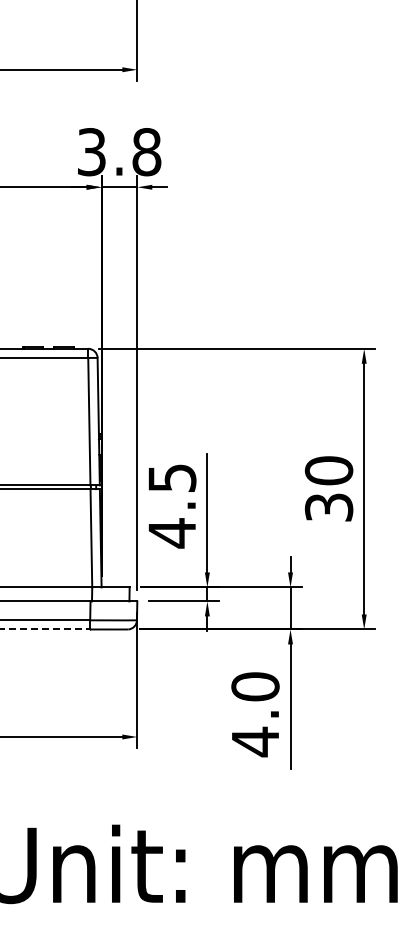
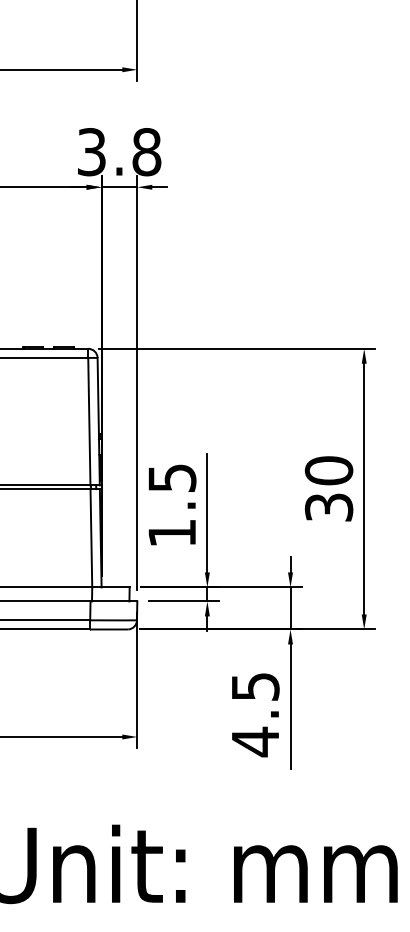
text: 4.5 -> 1.5 (171, 533)
line: dashed -> solid (45, 629)
text: 4.0 -> 4.5 (255, 686)
